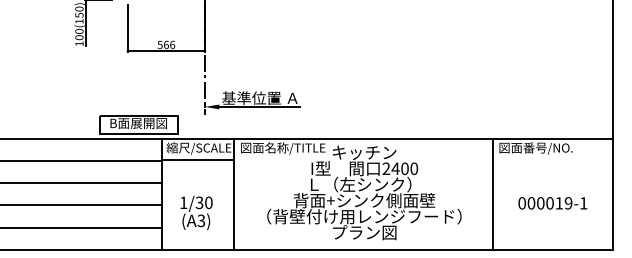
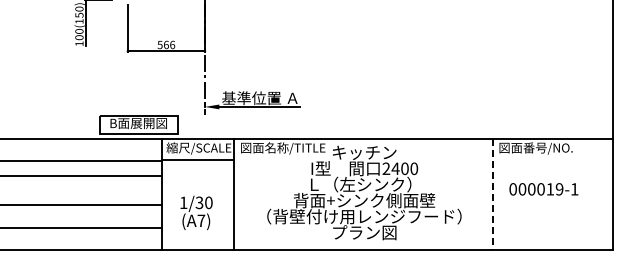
line position: (82, 183) -> (82, 176) (82, 176)
line: solid -> dashed (492, 194)
text position: (552, 203) -> (543, 189) (543, 189)
text: (A3) -> (A7) (201, 220)
